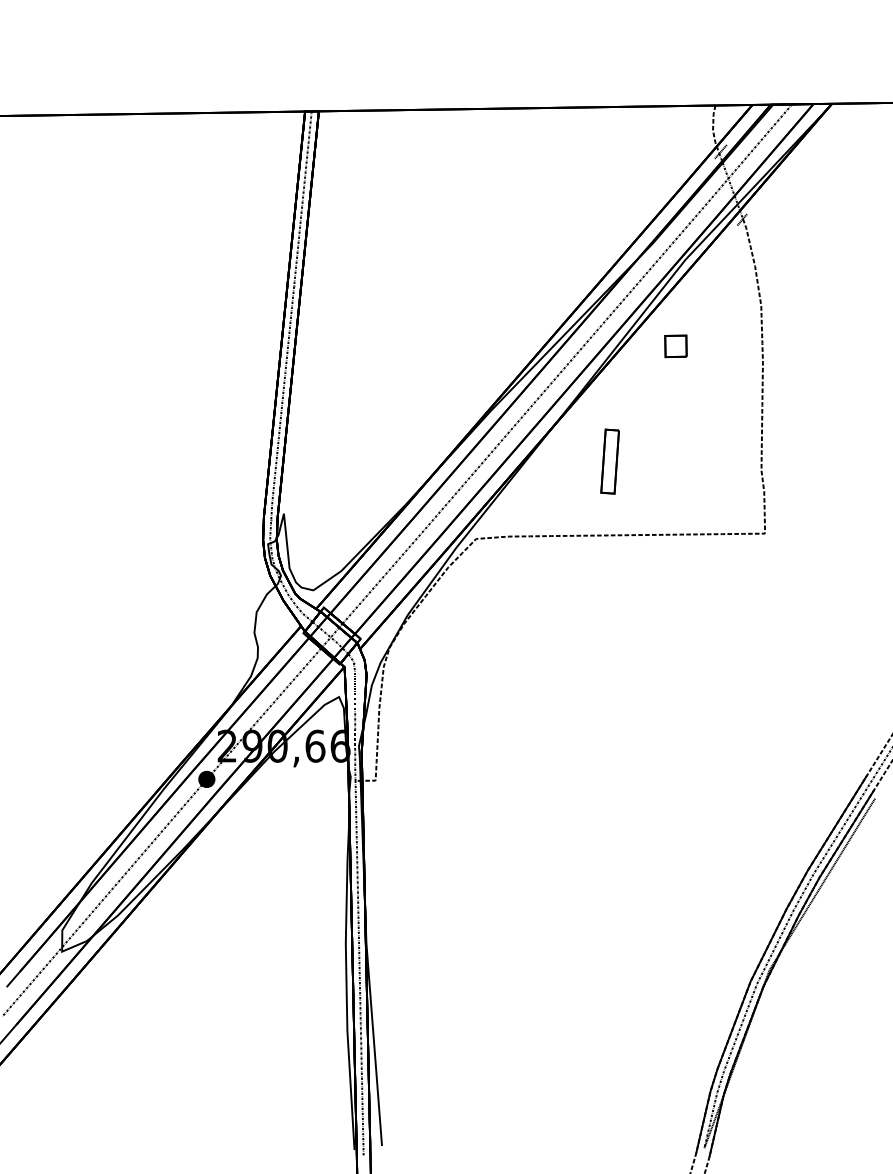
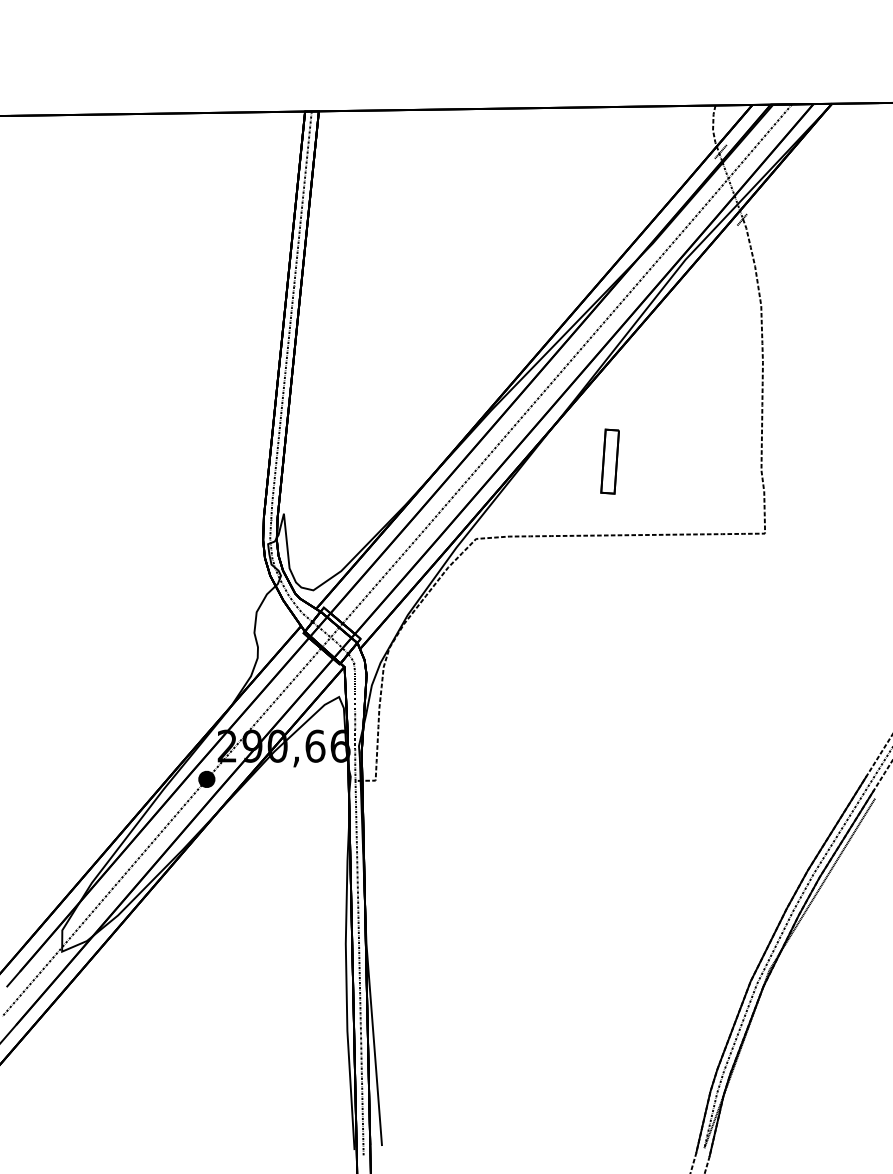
part: present -> none (675, 346)
